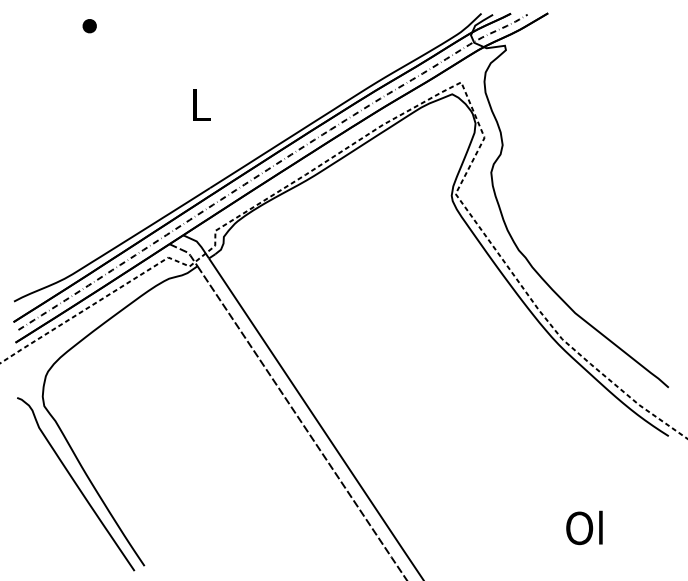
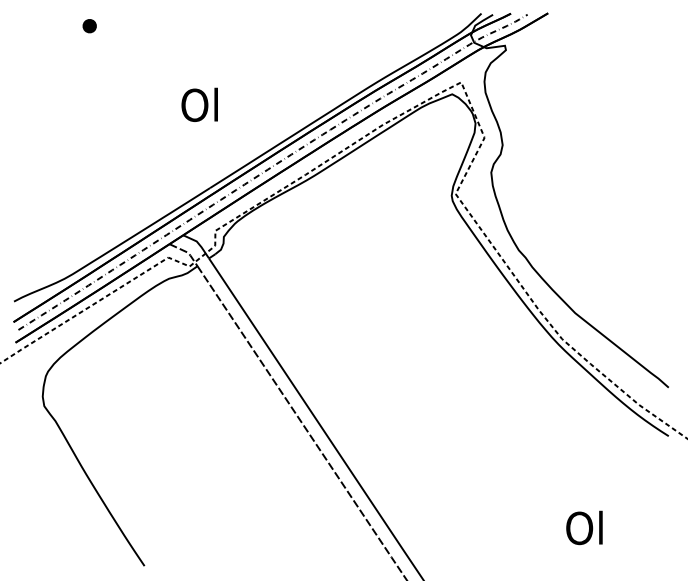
text: L -> Ol (199, 104)
curve: present -> none (76, 484)
